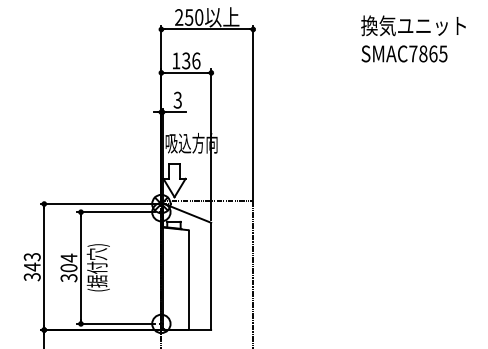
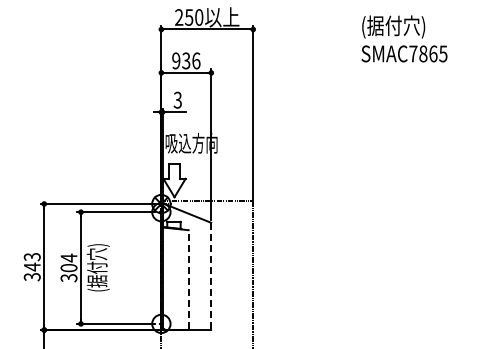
text: 換気ユニット -> (据付穴) (413, 26)
text: 136 -> 936 (176, 60)
line: solid -> dashed (211, 275)
line: solid -> dashed (188, 279)
